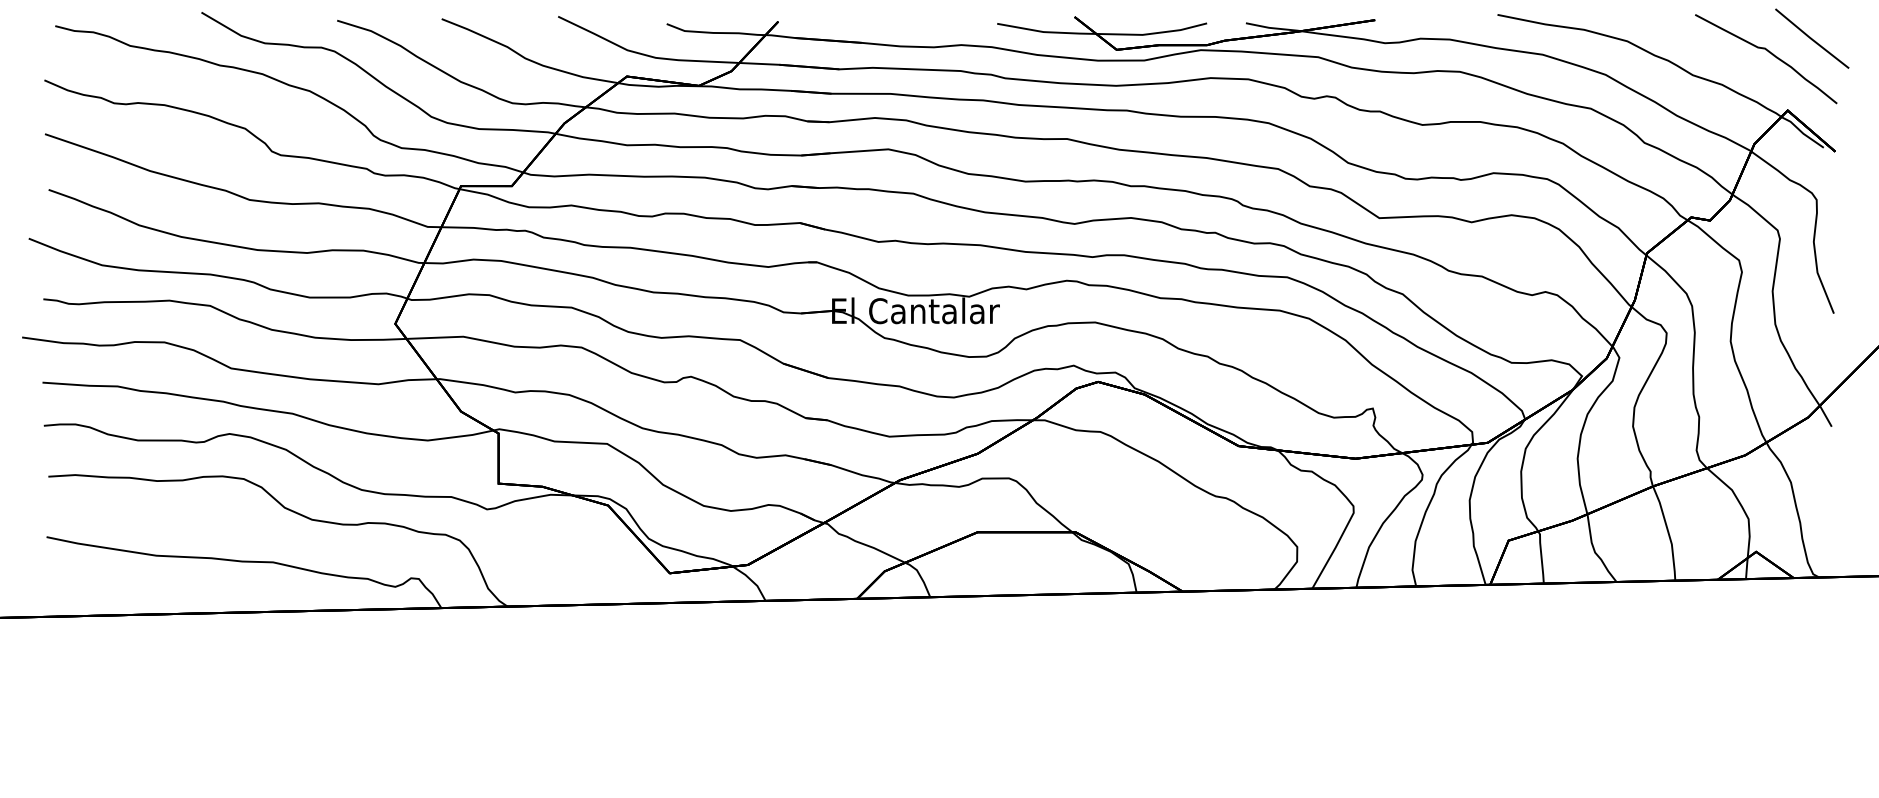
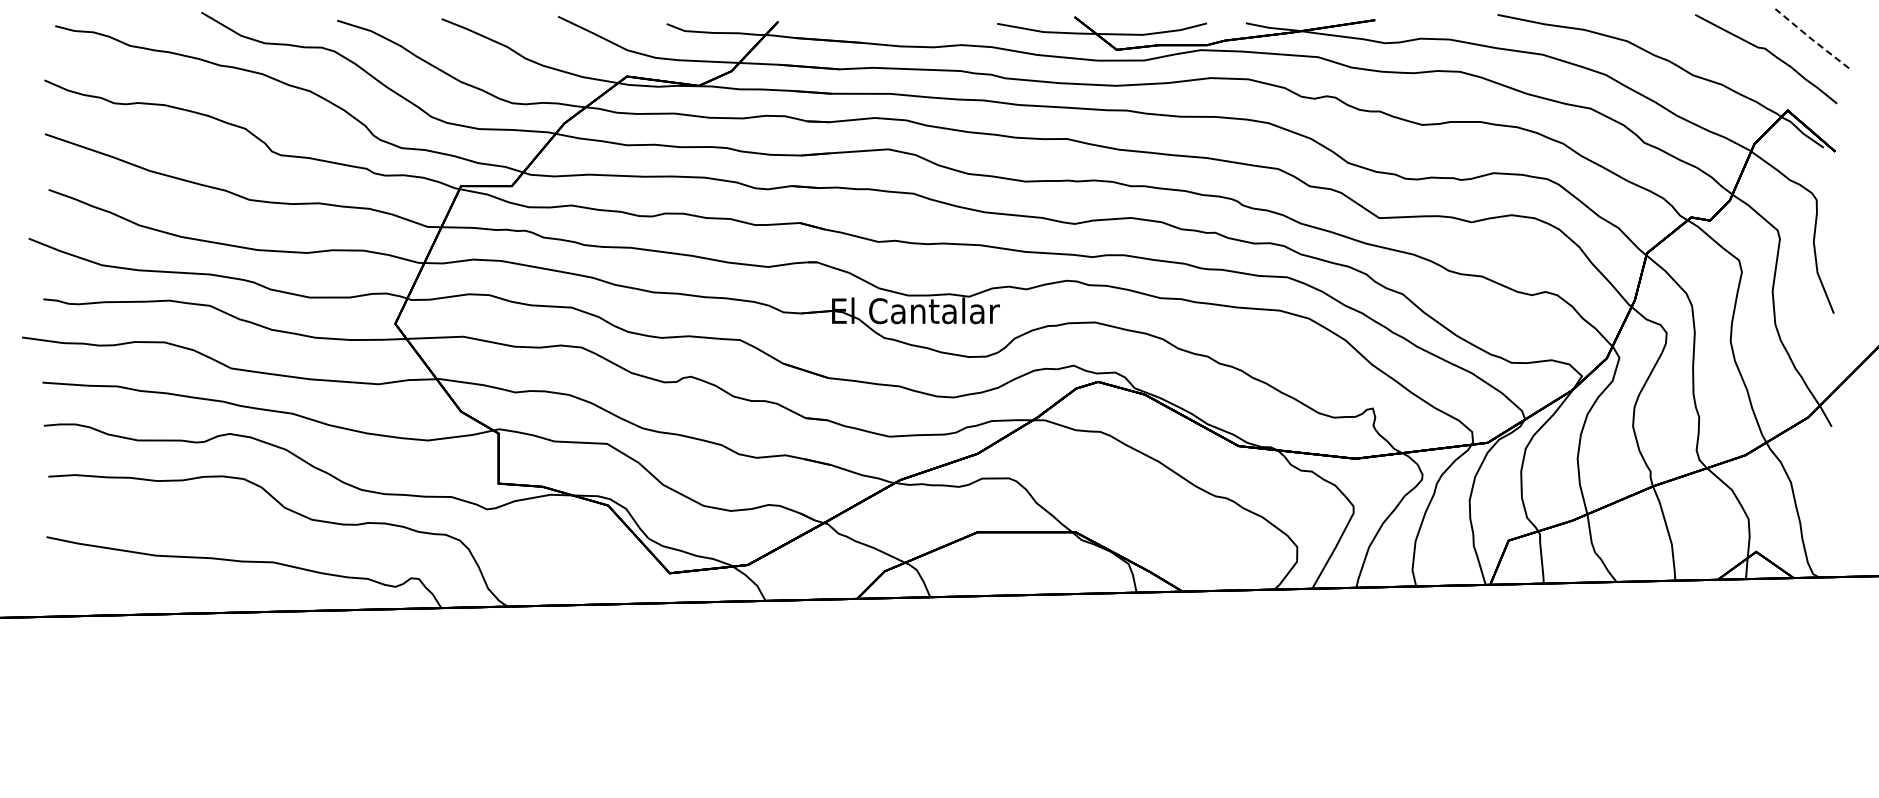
line: solid -> dashed (1811, 39)
